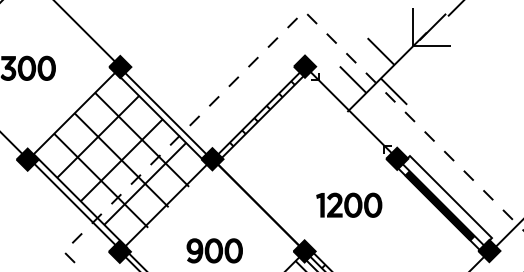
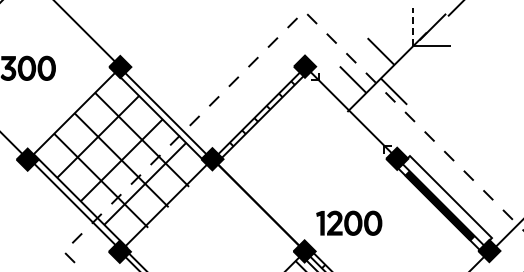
line: solid -> dashed (412, 26)
part position: (349, 204) -> (349, 222) (349, 222)
part: present -> none (214, 250)
